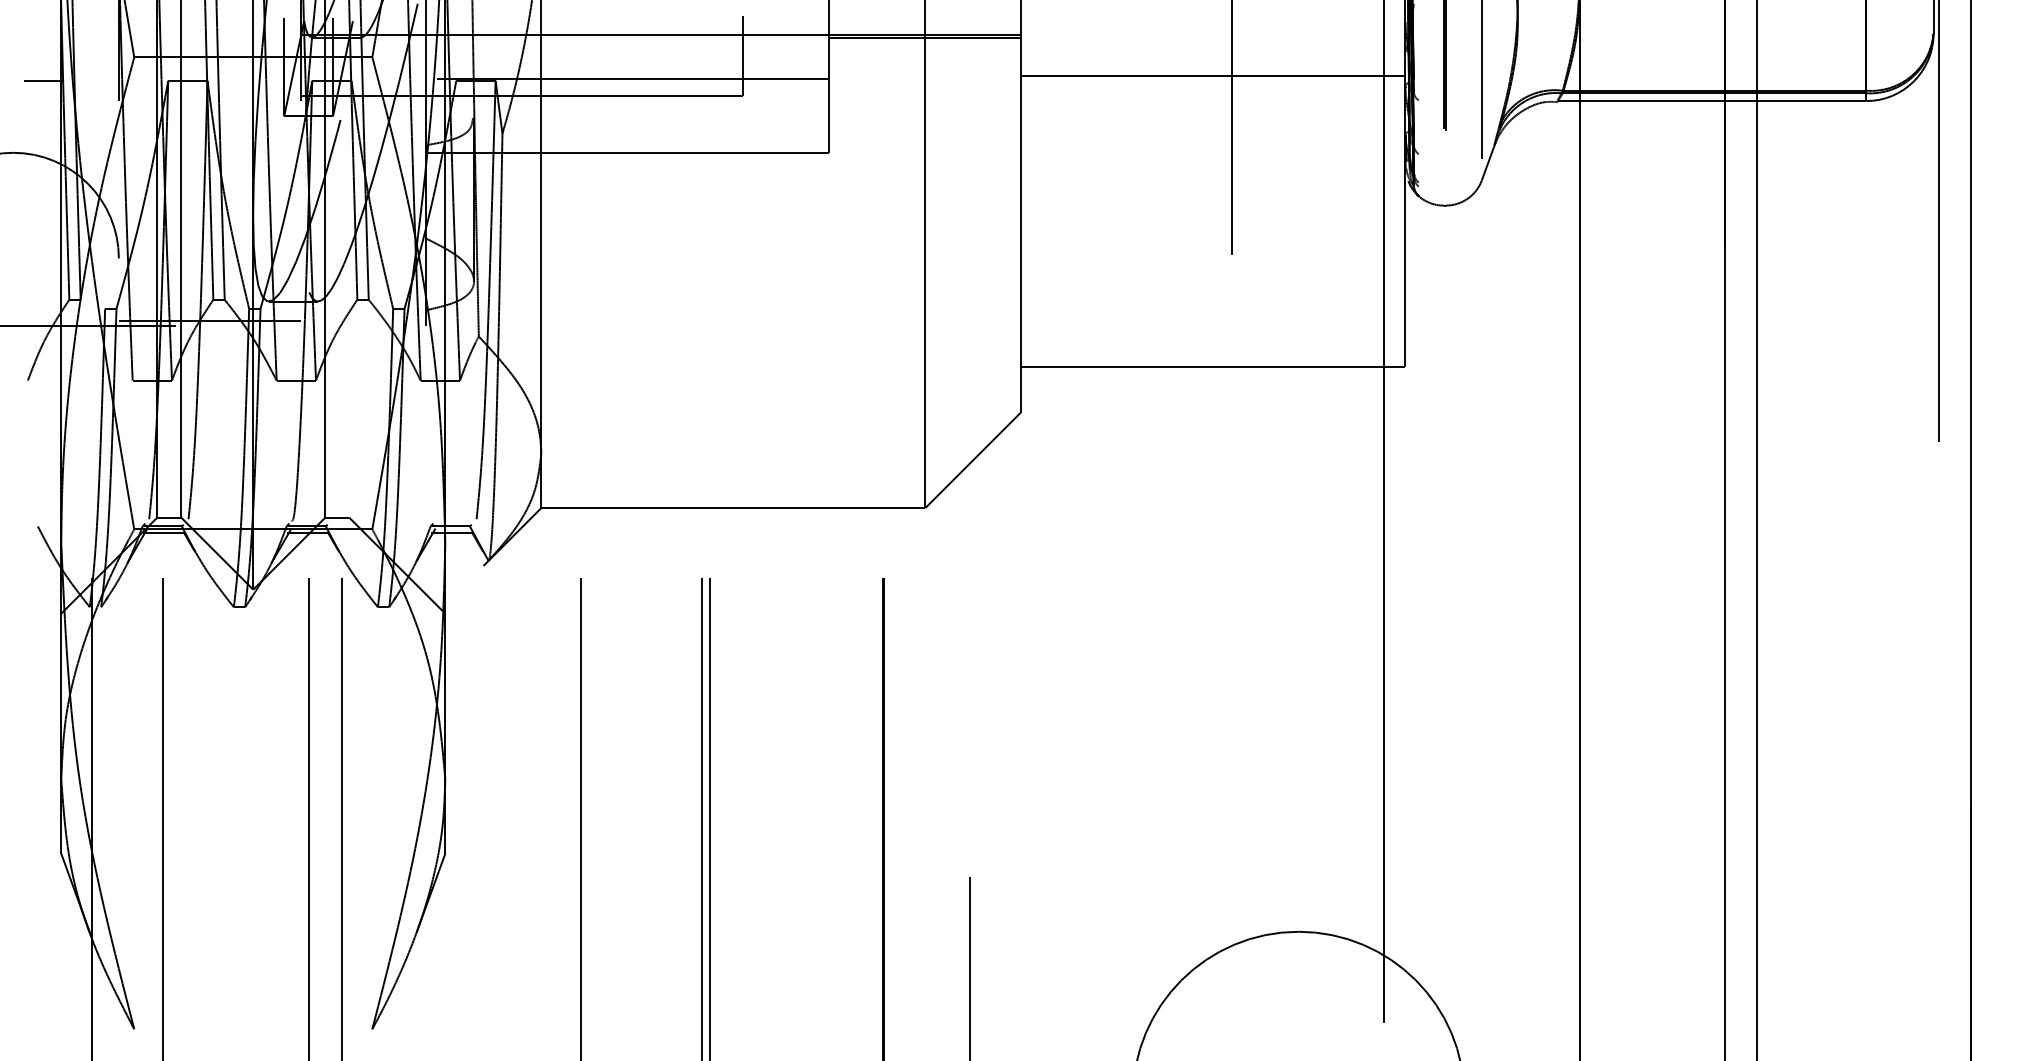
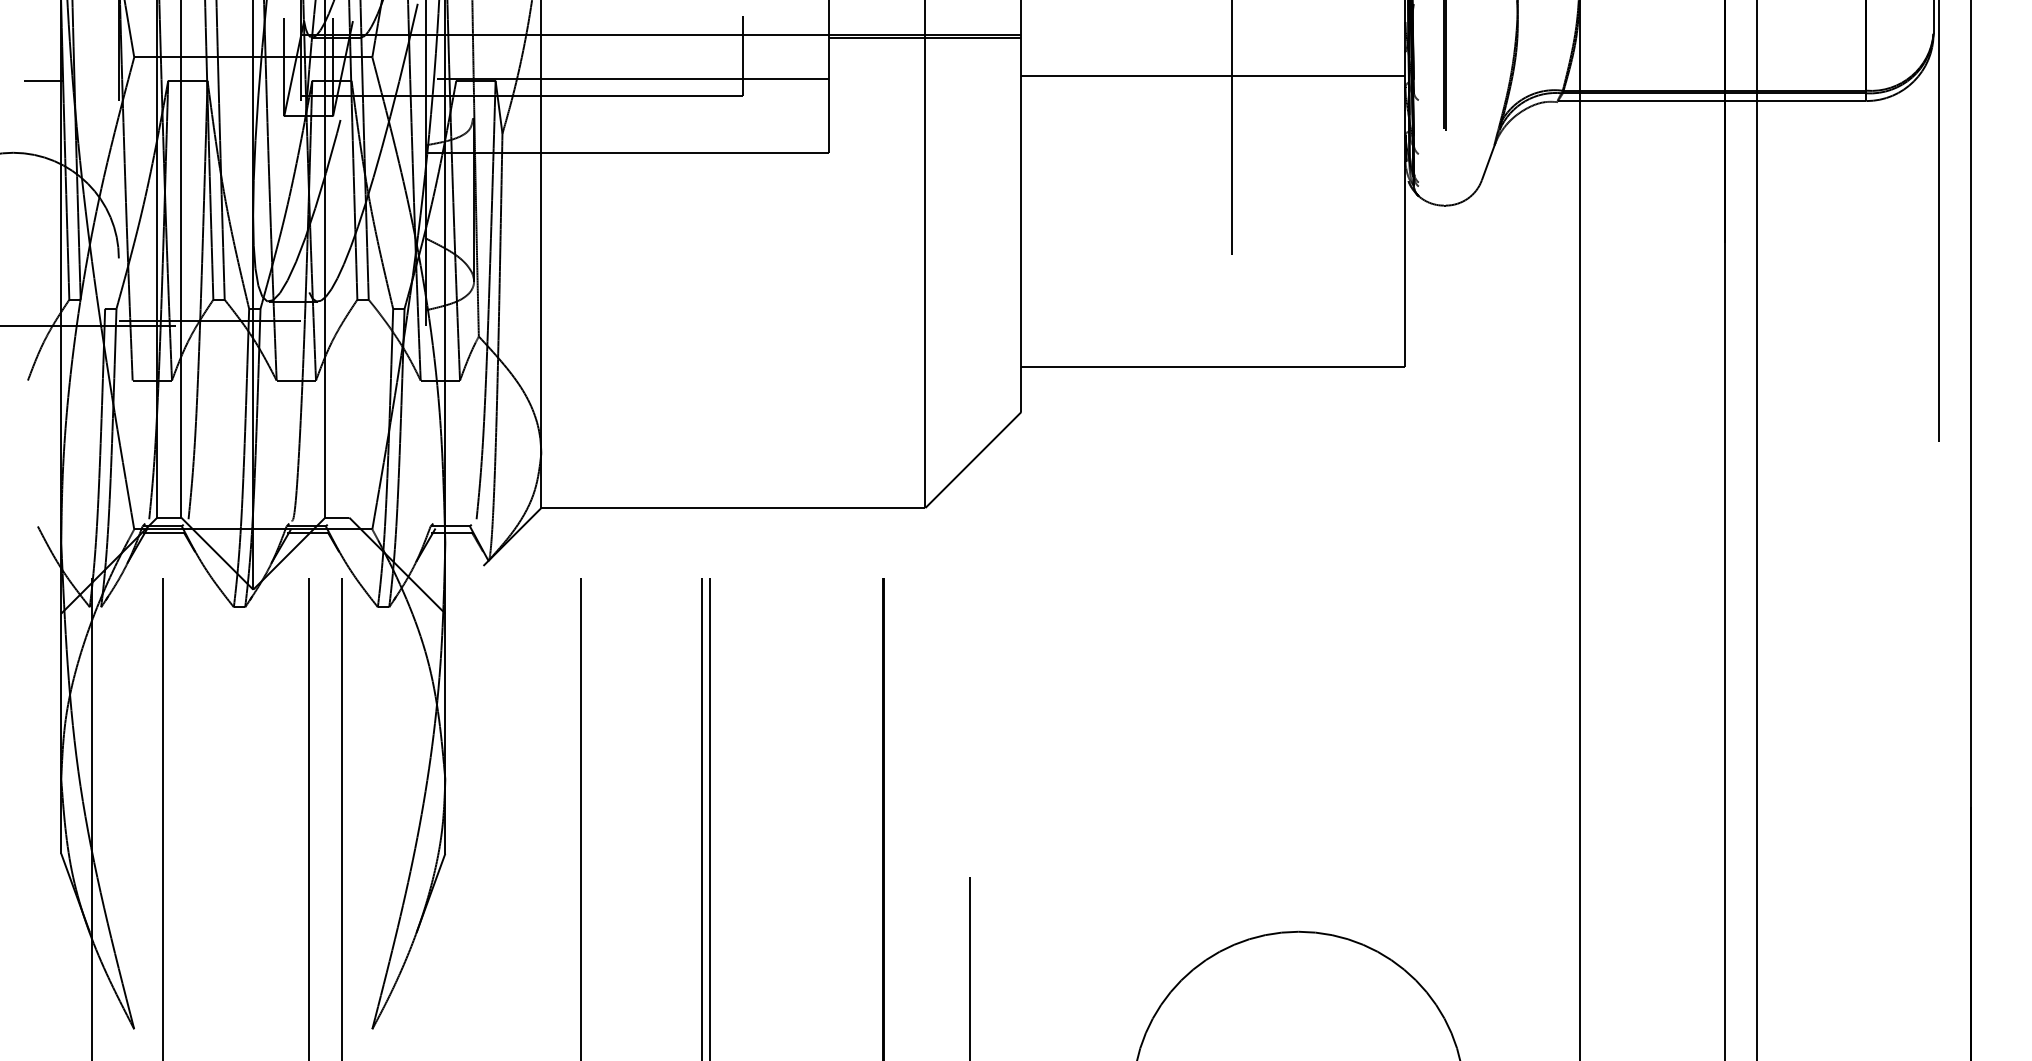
line: present -> none (1481, 88)
line: present -> none (1384, 529)
